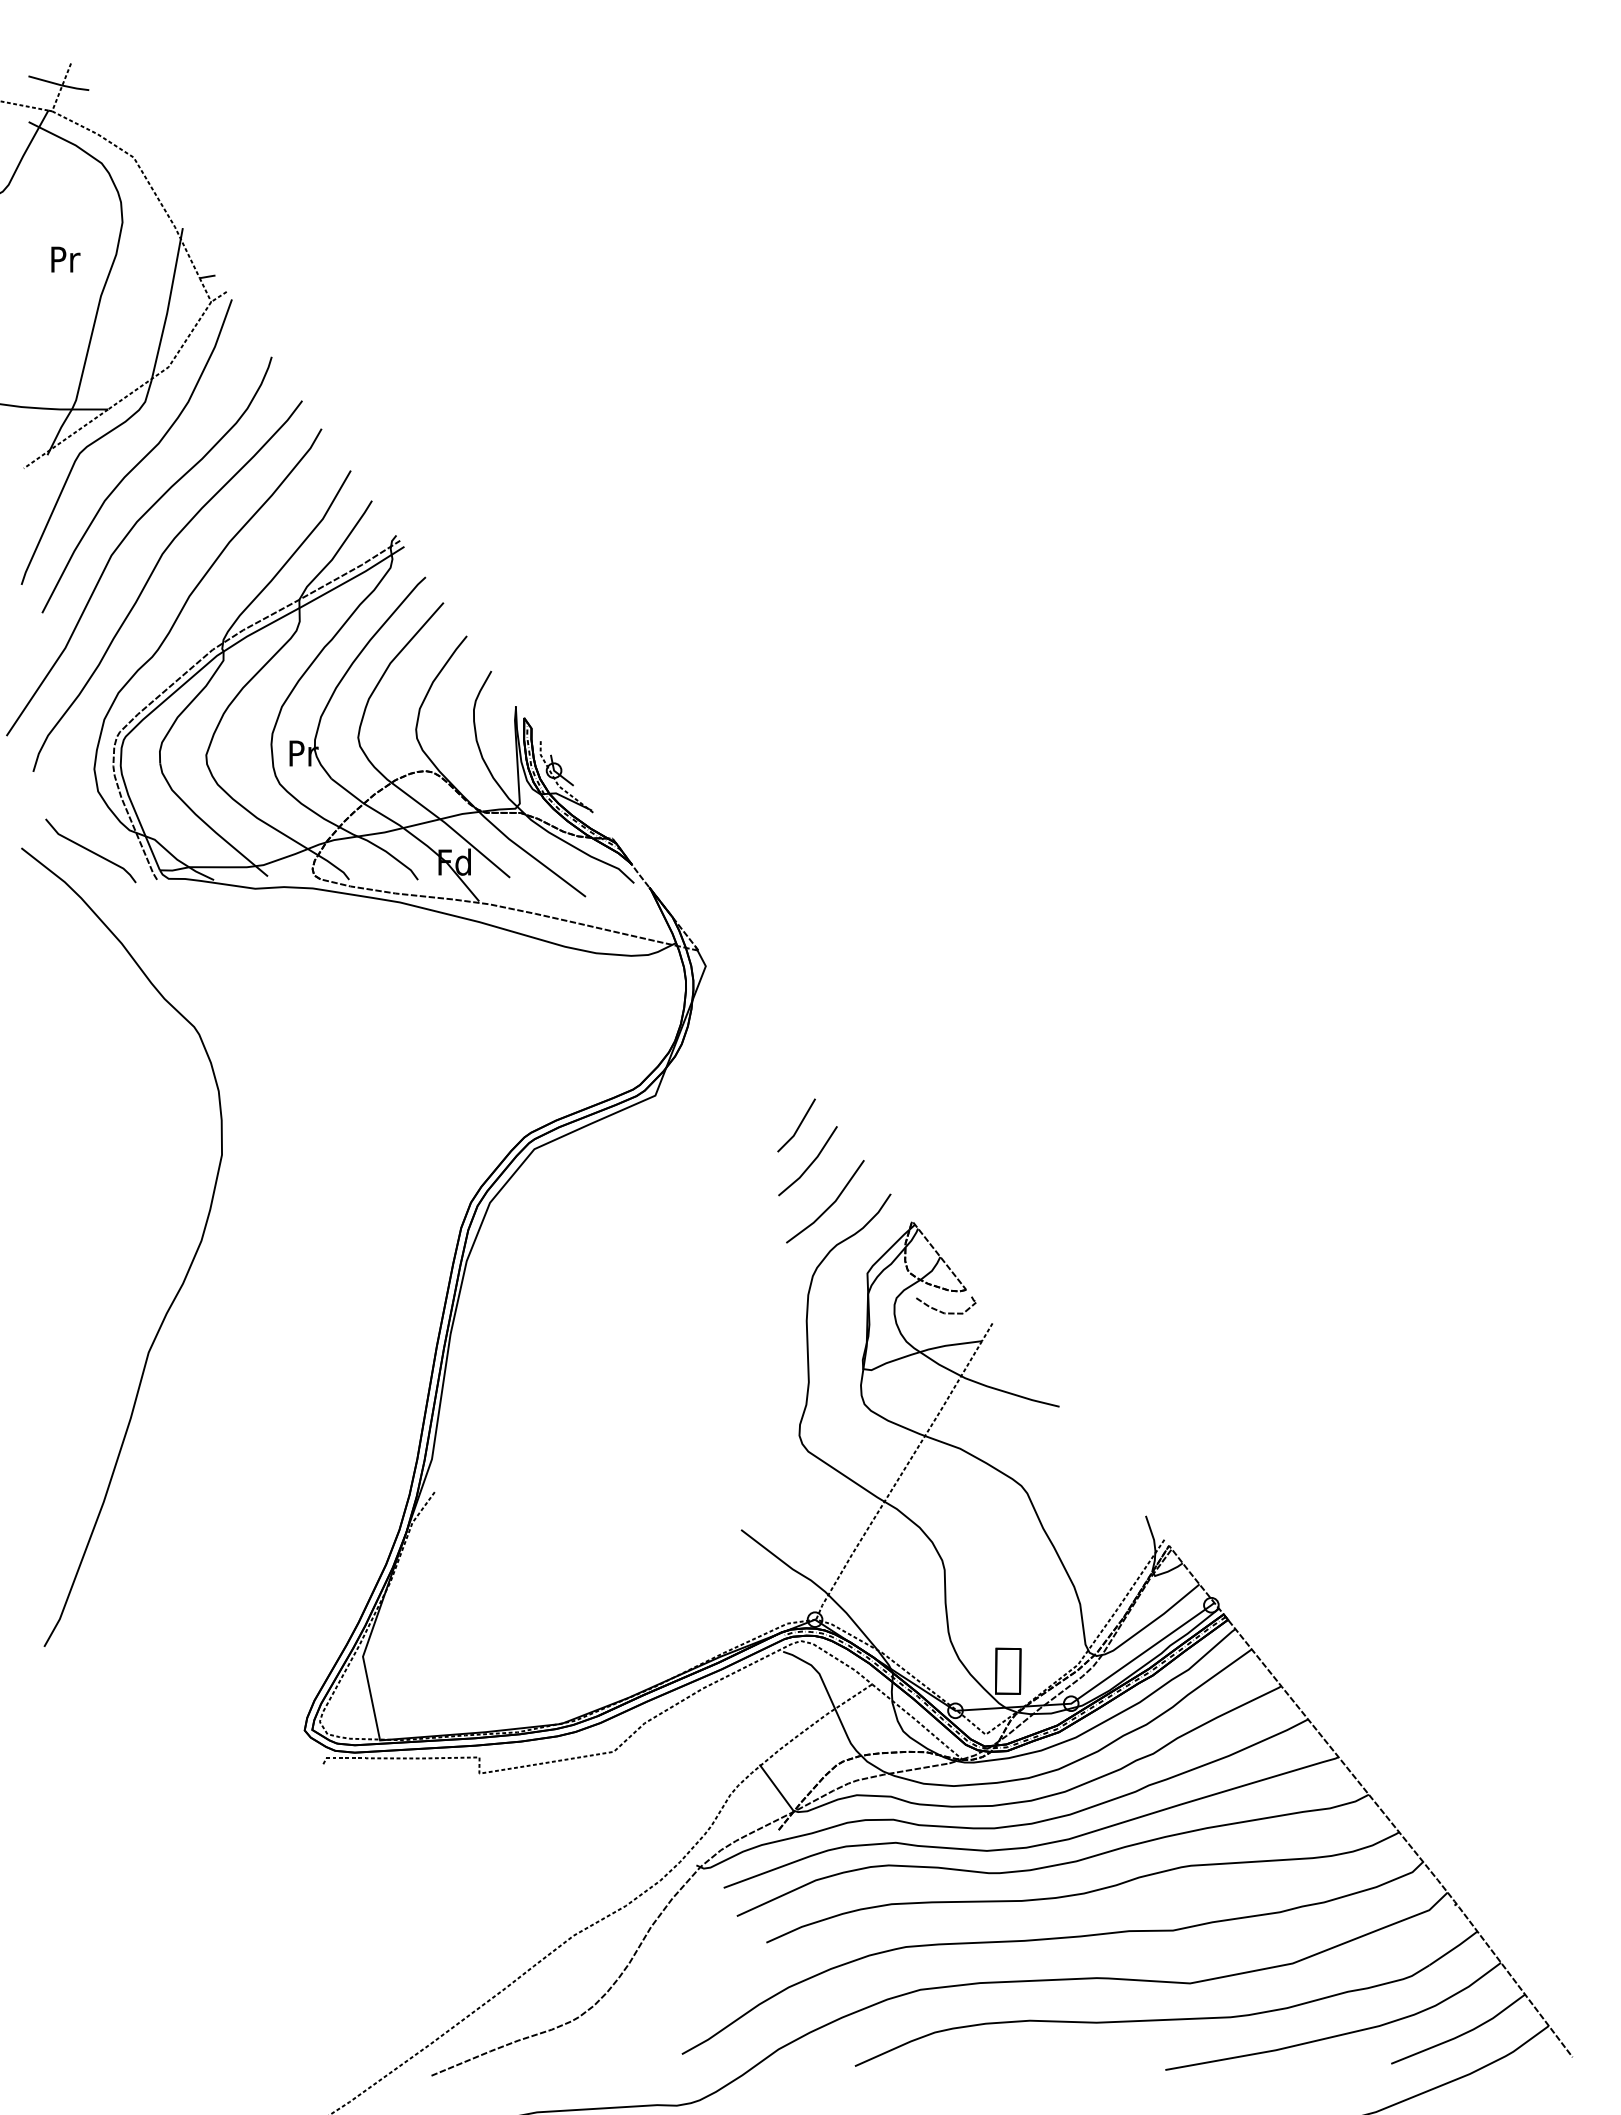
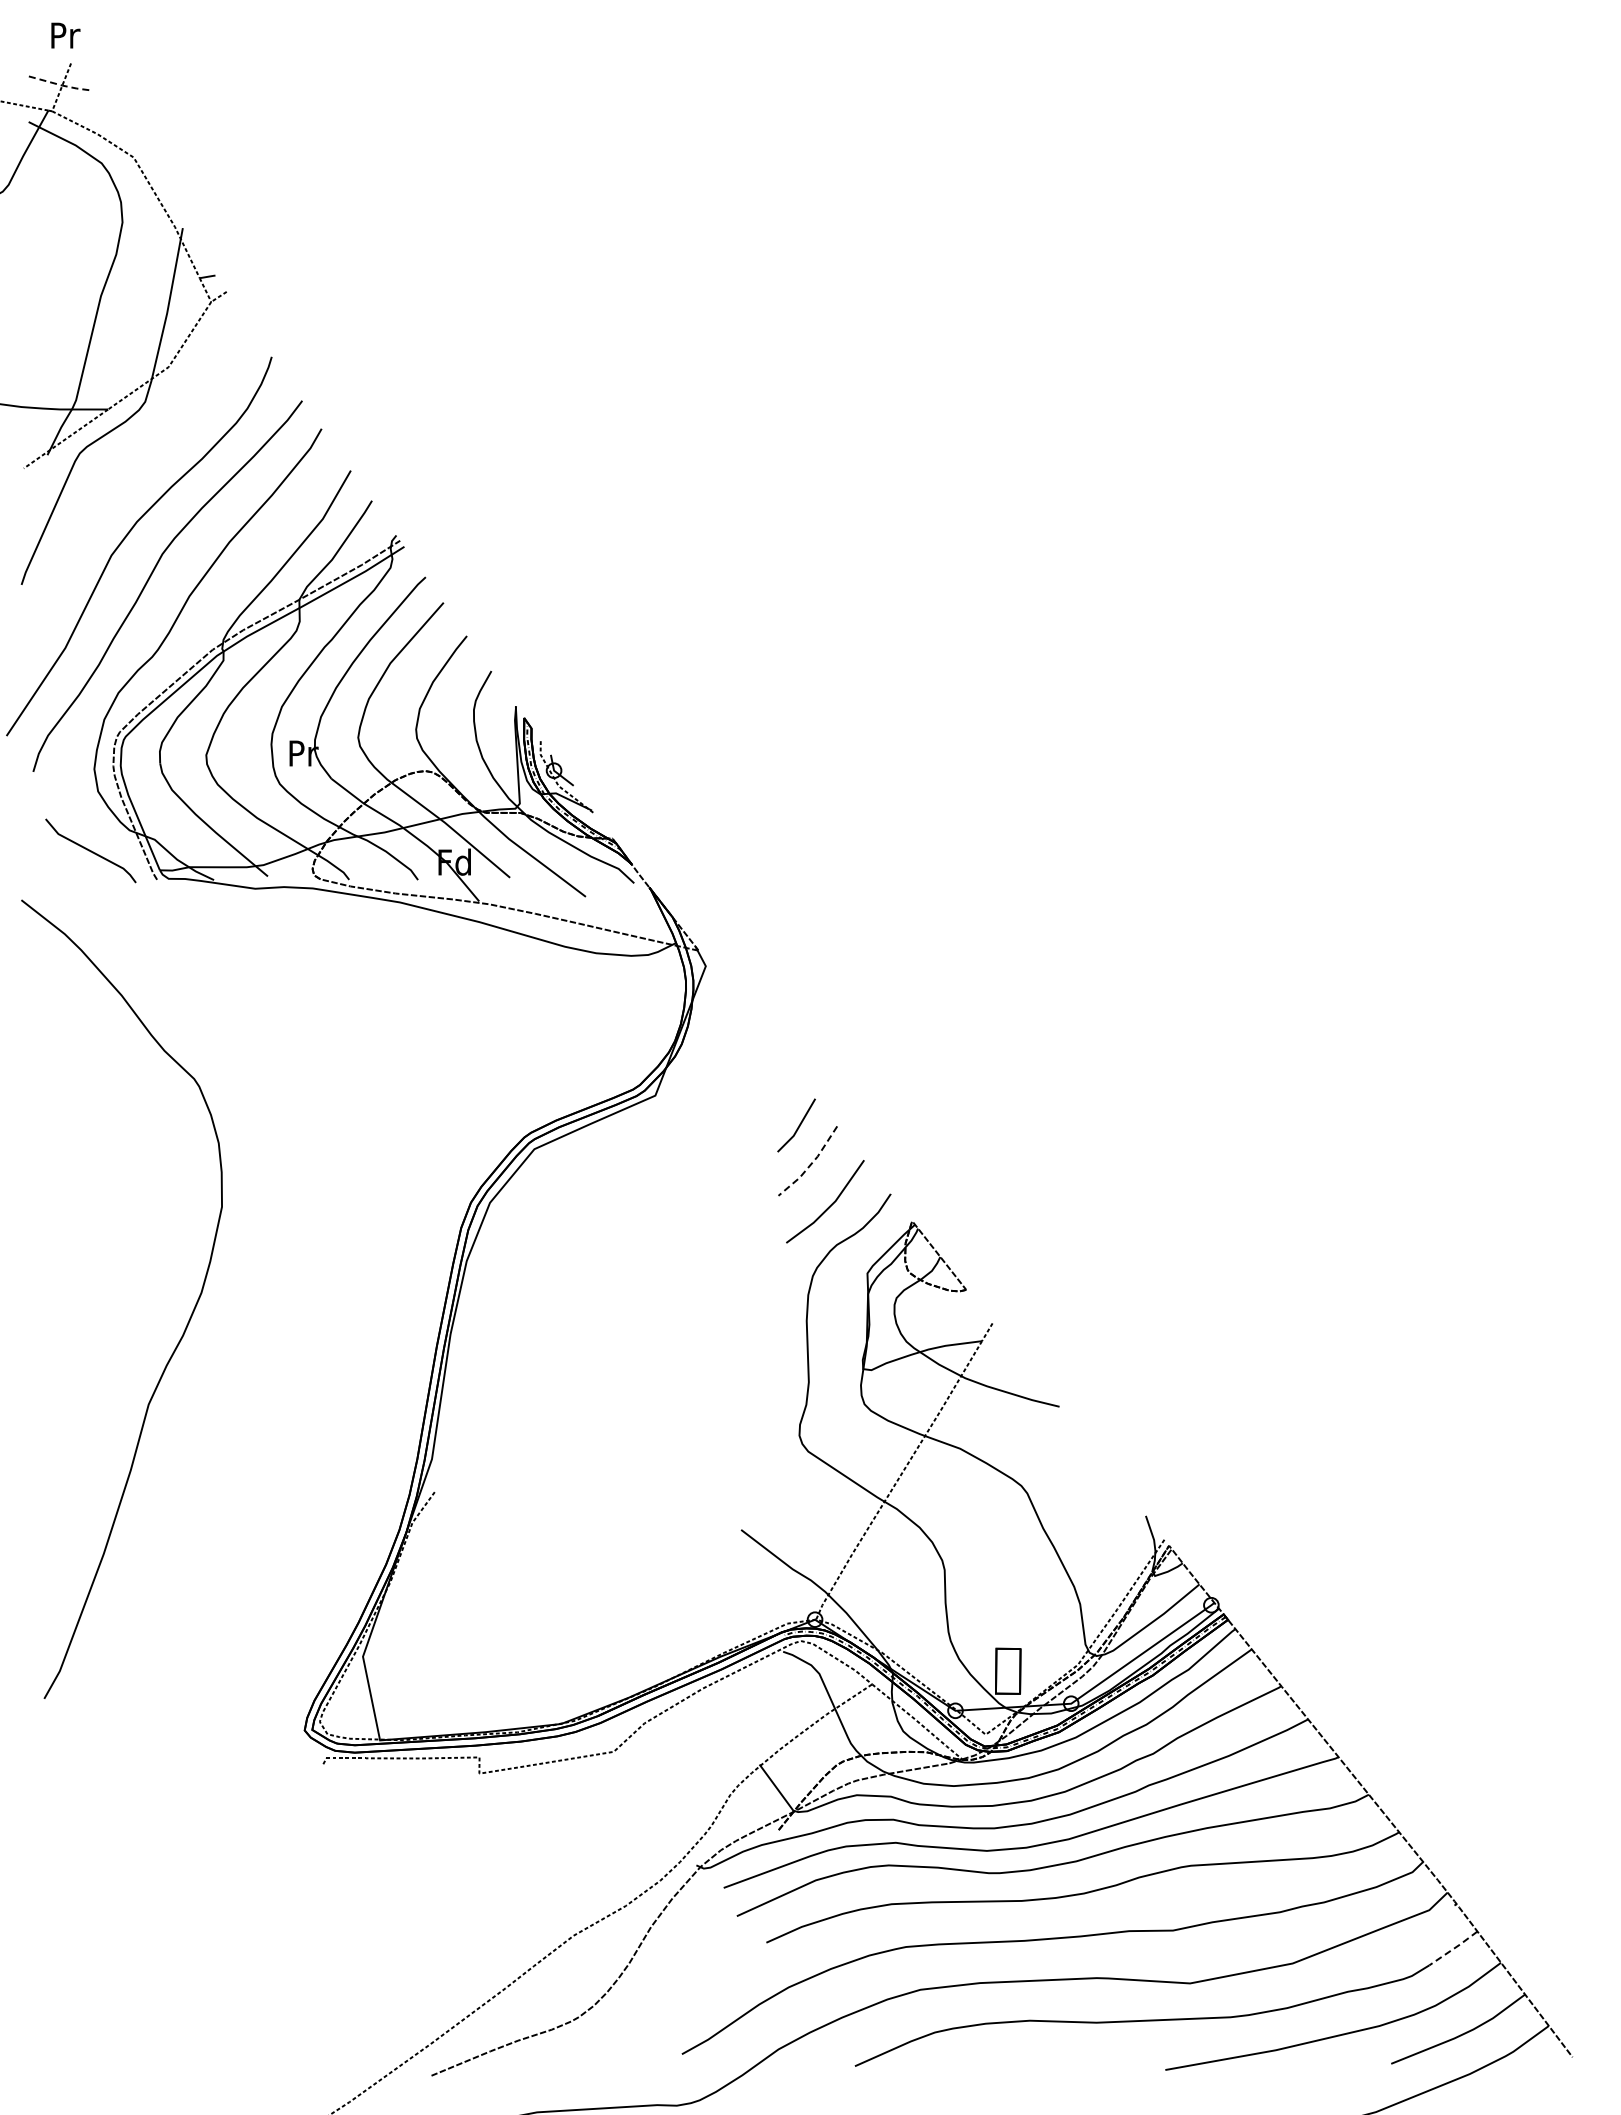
line: solid -> dashed (60, 85)
text position: (65, 259) -> (65, 35) (65, 35)
curve: present -> none (140, 460)
line: solid -> dashed (811, 1164)
curve position: (186, 1272) -> (186, 1324) (186, 1324)
part: present -> none (945, 1312)
line: solid -> dashed (1454, 1948)
